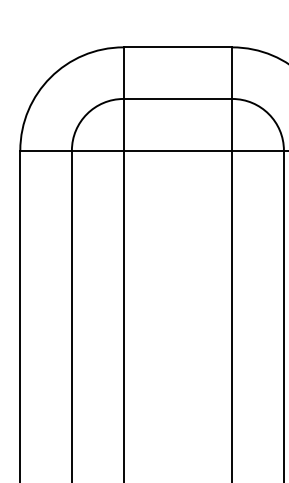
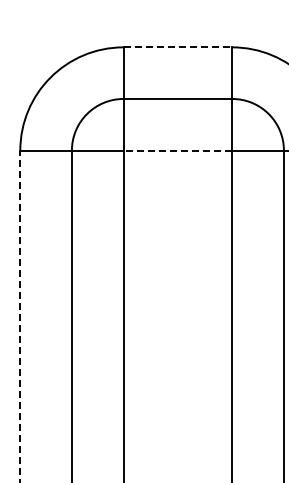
line: solid -> dashed (178, 47)
line: solid -> dashed (177, 150)
line: solid -> dashed (20, 316)
